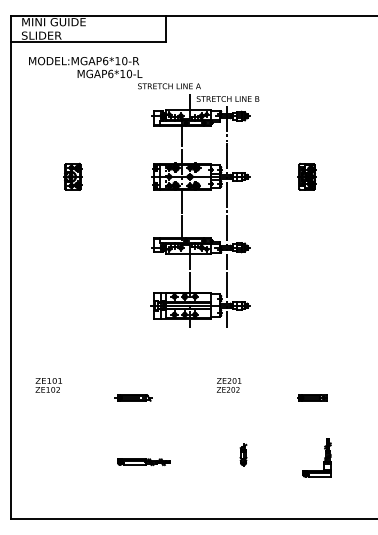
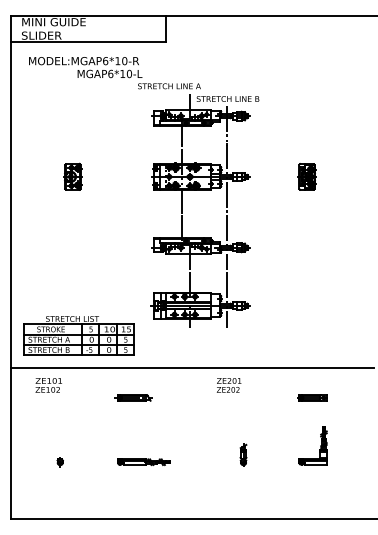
part: none -> present (78, 335)
line: none -> present (192, 368)
part position: (324, 457) -> (320, 445) (320, 445)
part: none -> present (59, 462)
